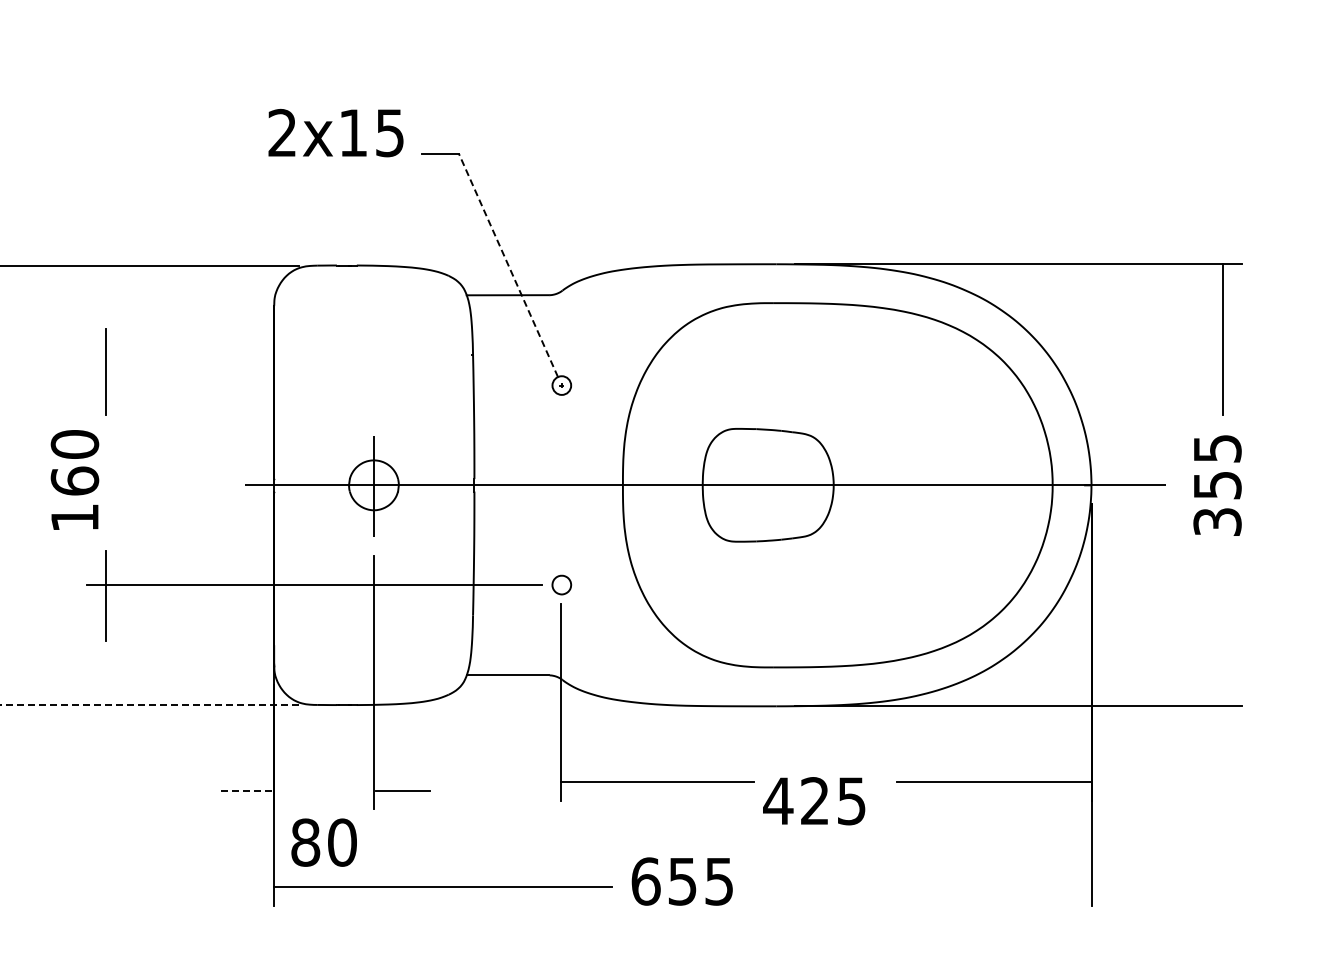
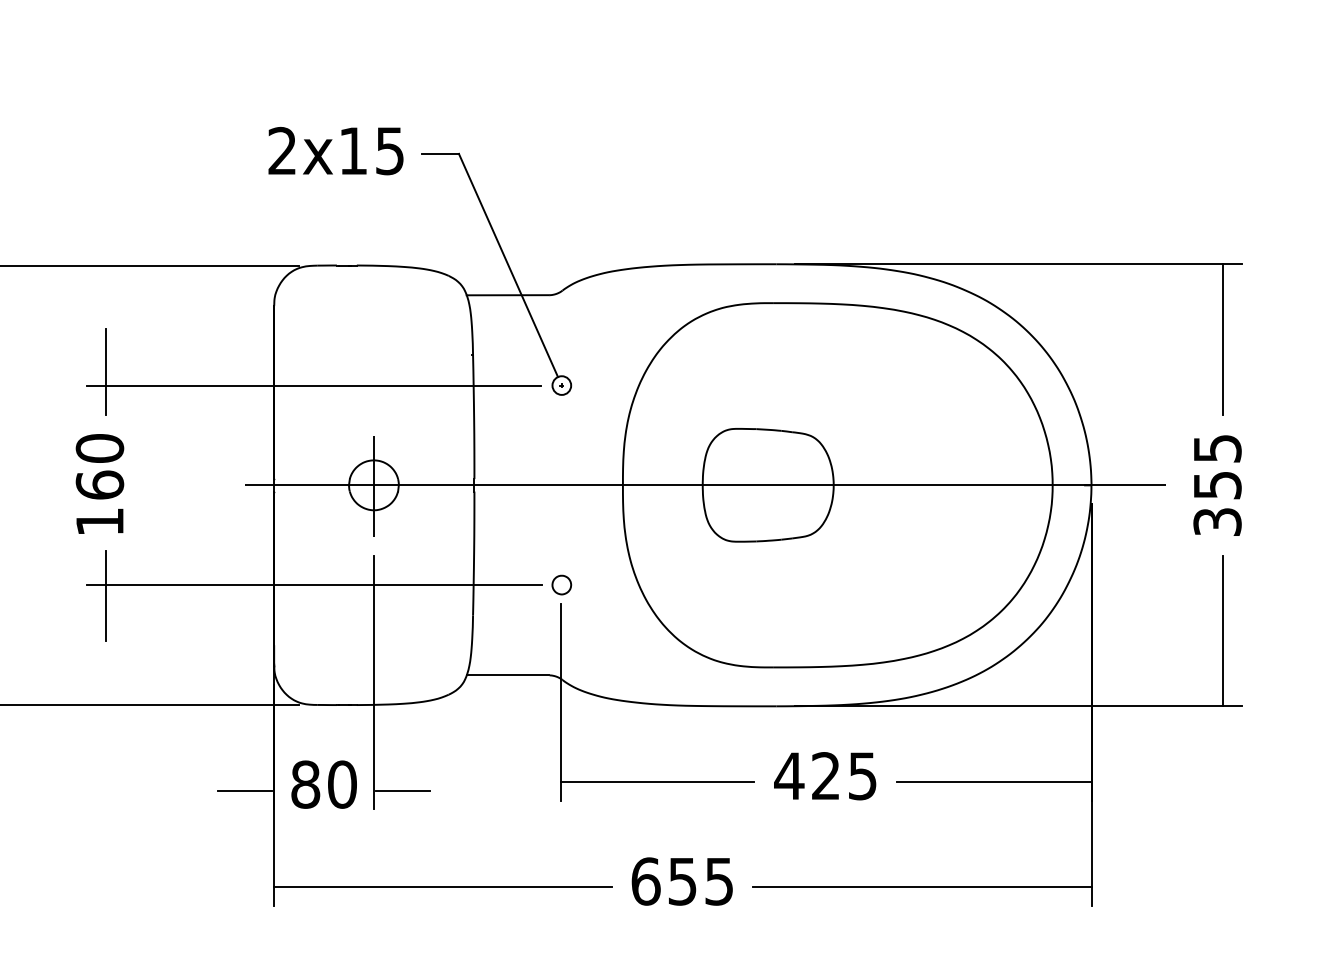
text position: (335, 133) -> (335, 151) (335, 151)
line: dashed -> solid (508, 264)
line: none -> present (314, 385)
text position: (74, 479) -> (99, 483) (99, 483)
line: none -> present (1223, 630)
line: dashed -> solid (149, 704)
line: dashed -> solid (245, 790)
text position: (814, 801) -> (825, 776) (825, 776)
text position: (323, 842) -> (323, 784) (323, 784)
line: none -> present (922, 887)
